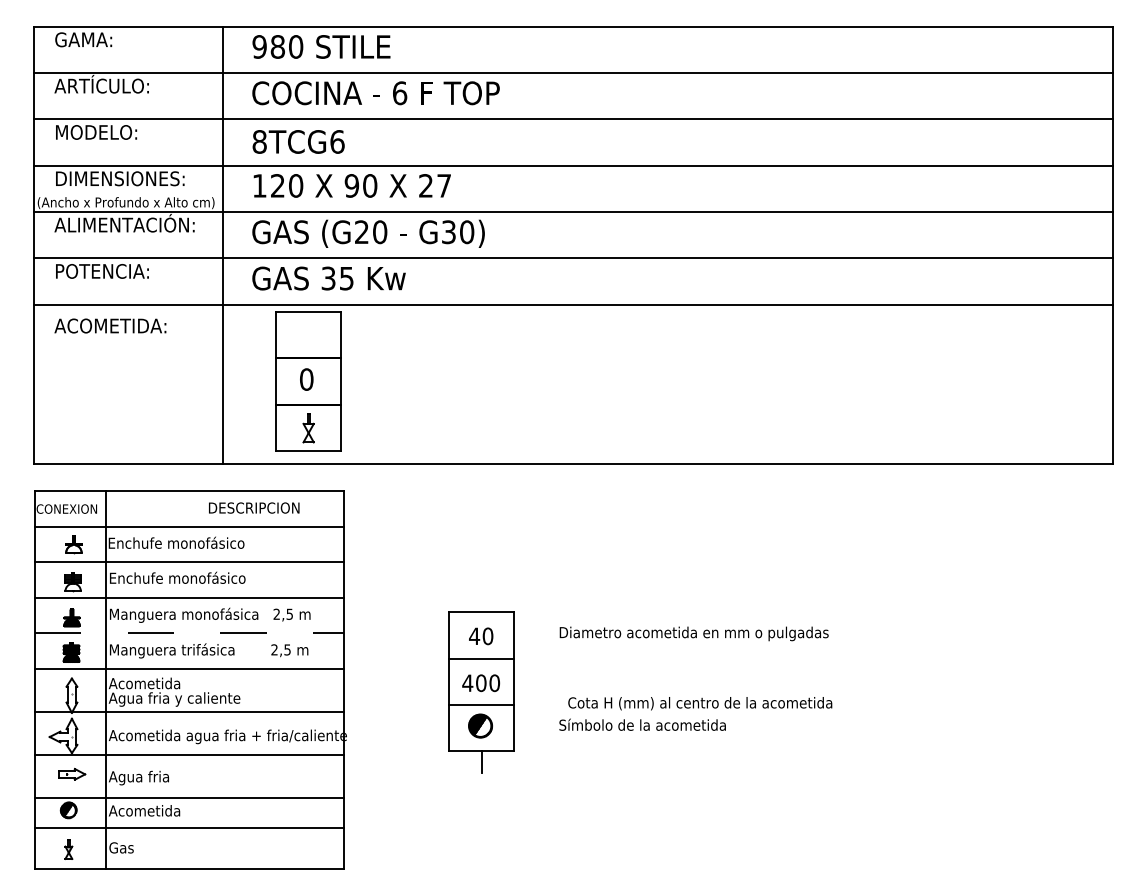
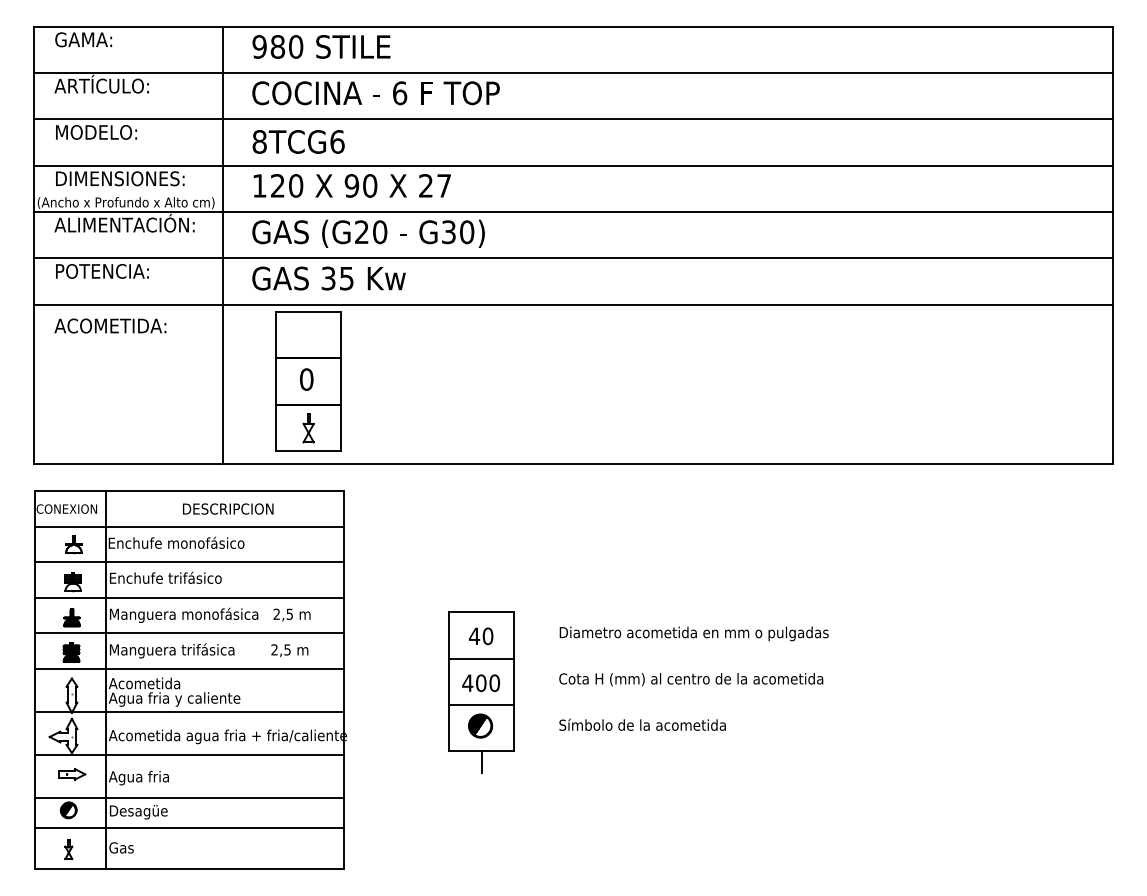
text position: (254, 507) -> (228, 508) (228, 508)
text: Enchufe monofásico -> Enchufe trifásico (206, 577)
line: dashed -> solid (189, 633)
text position: (700, 703) -> (691, 679) (691, 679)
text: Acometida -> Desagüe (144, 812)
